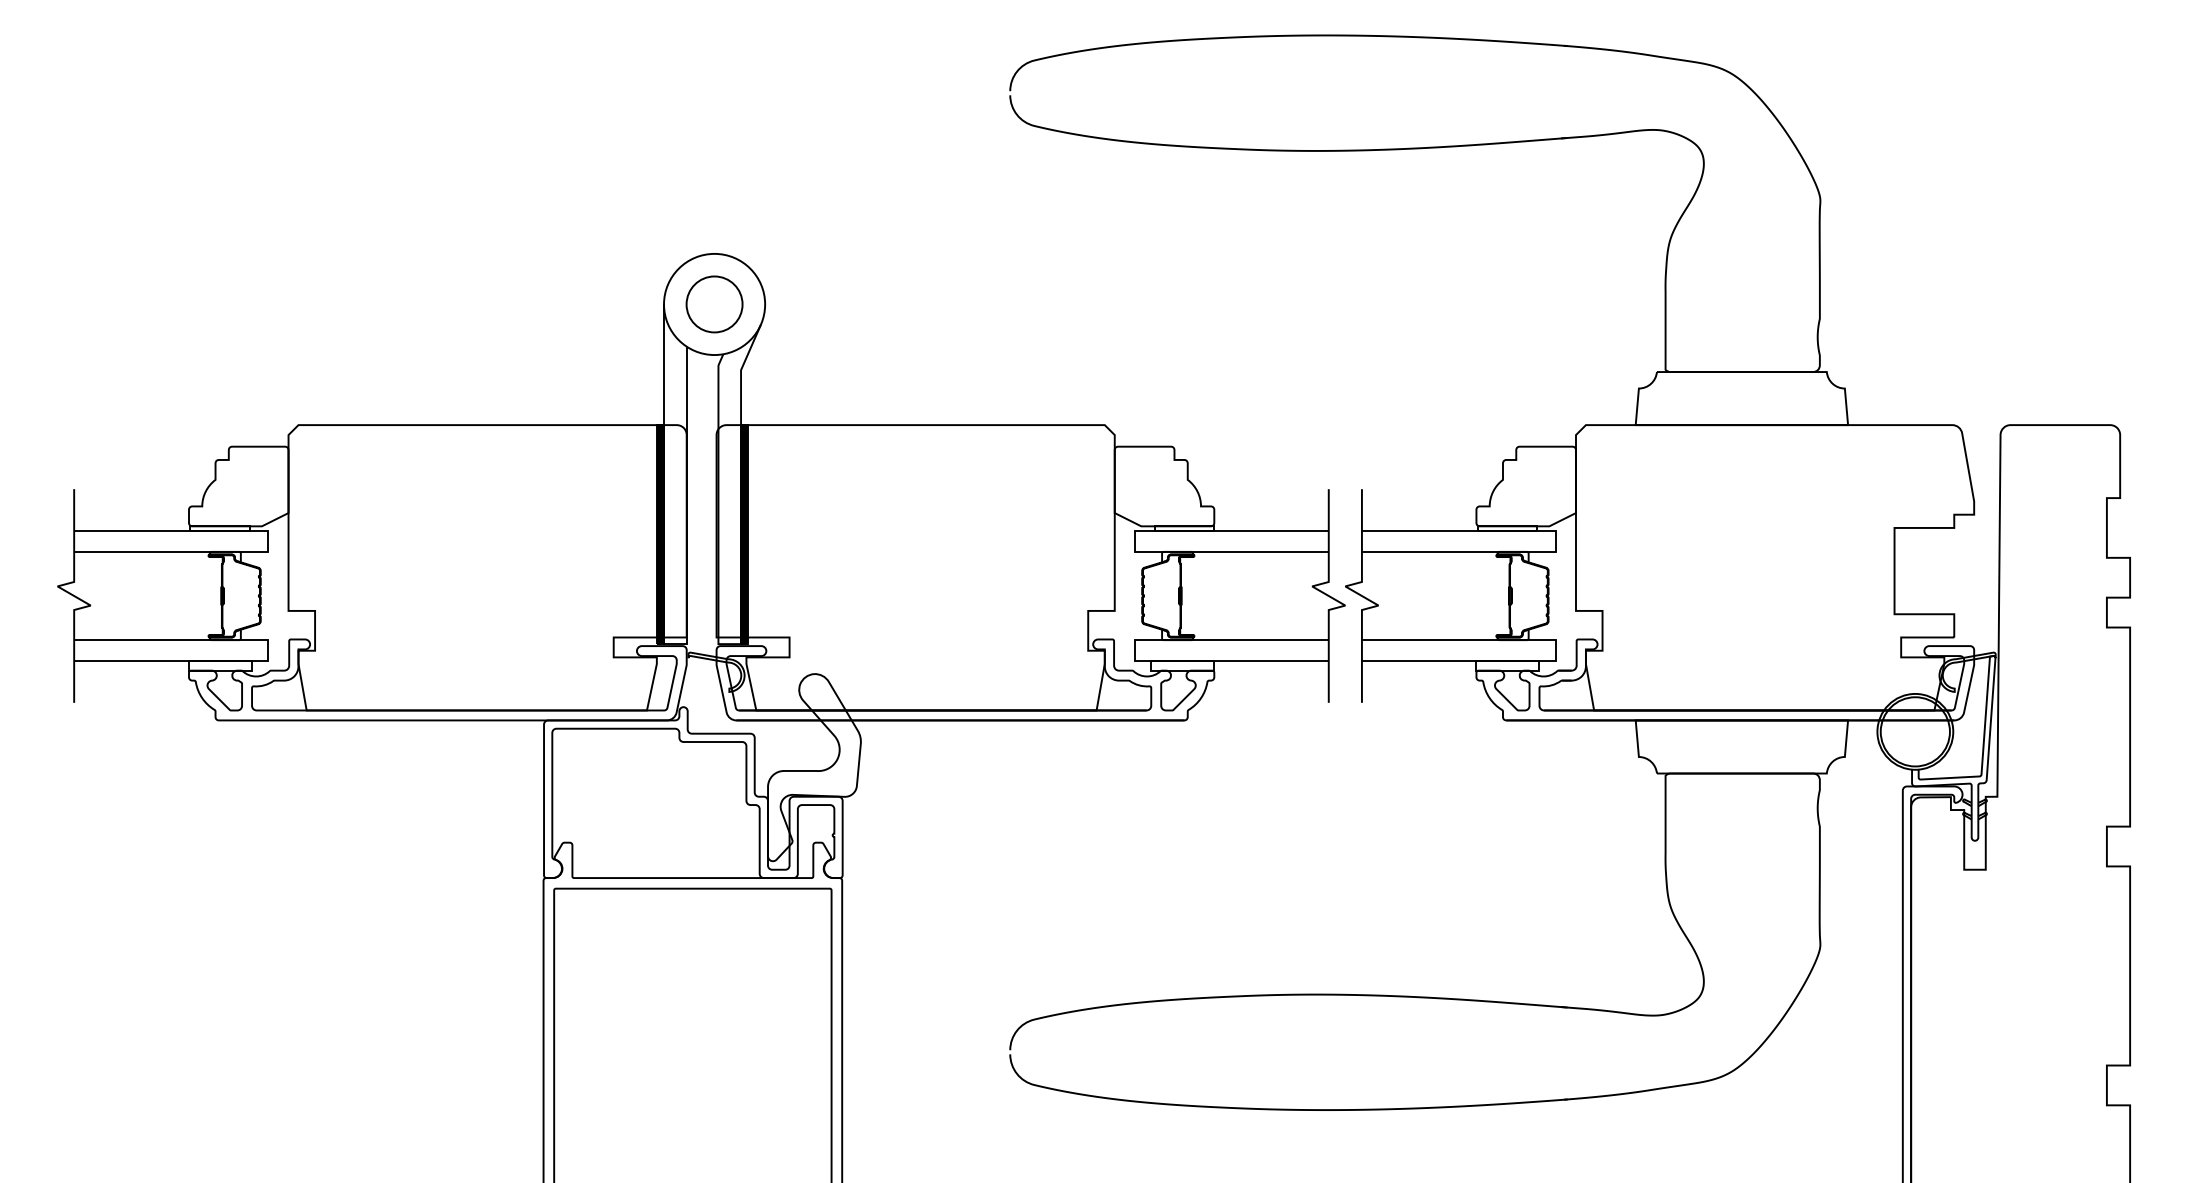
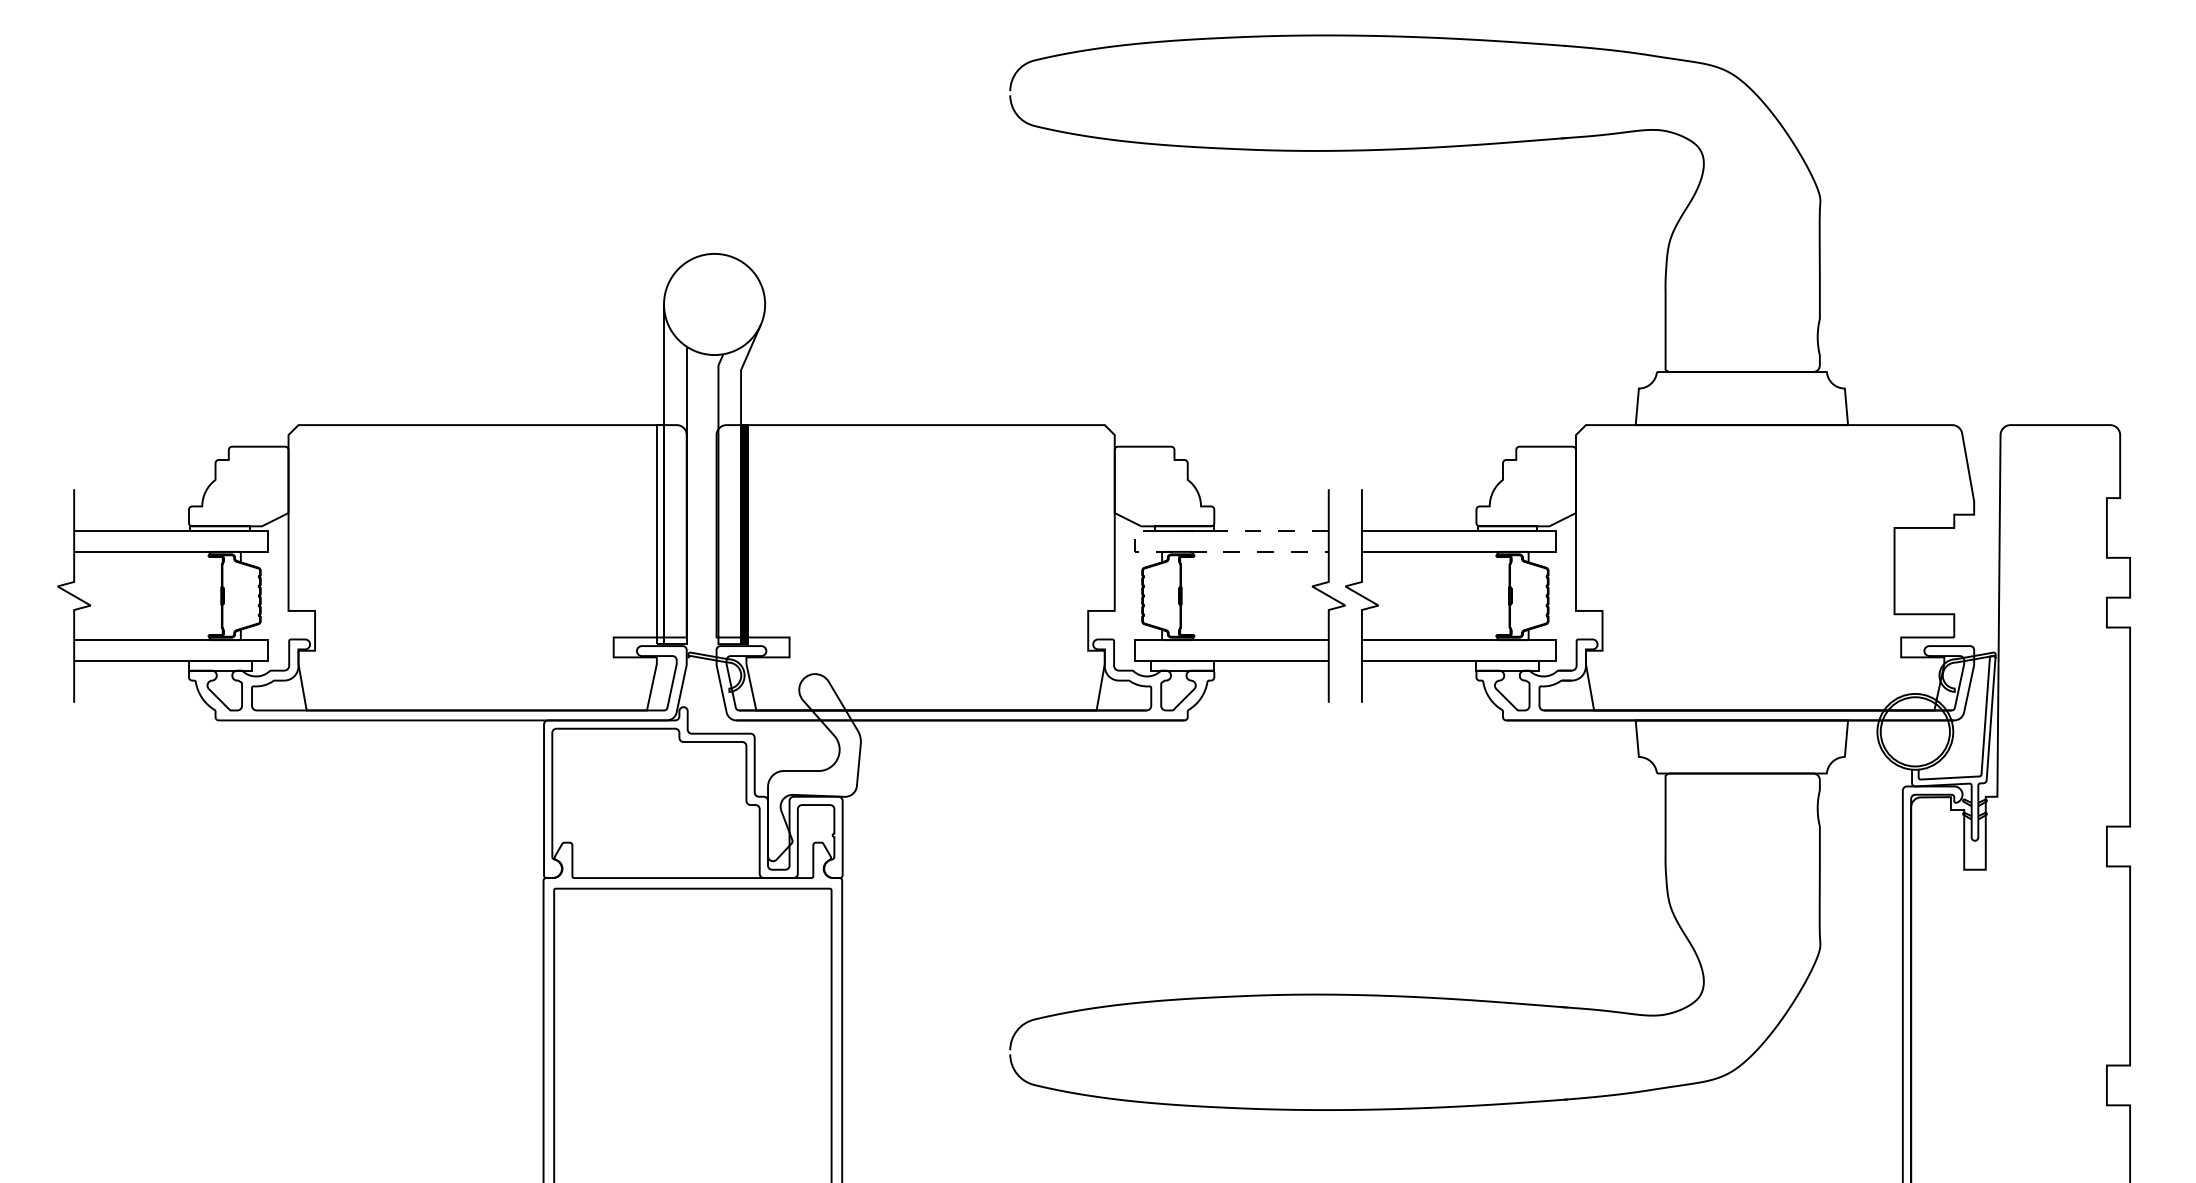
circle: present -> none (714, 304)
hatch: present -> none (660, 534)
line: solid -> dashed (1134, 542)
